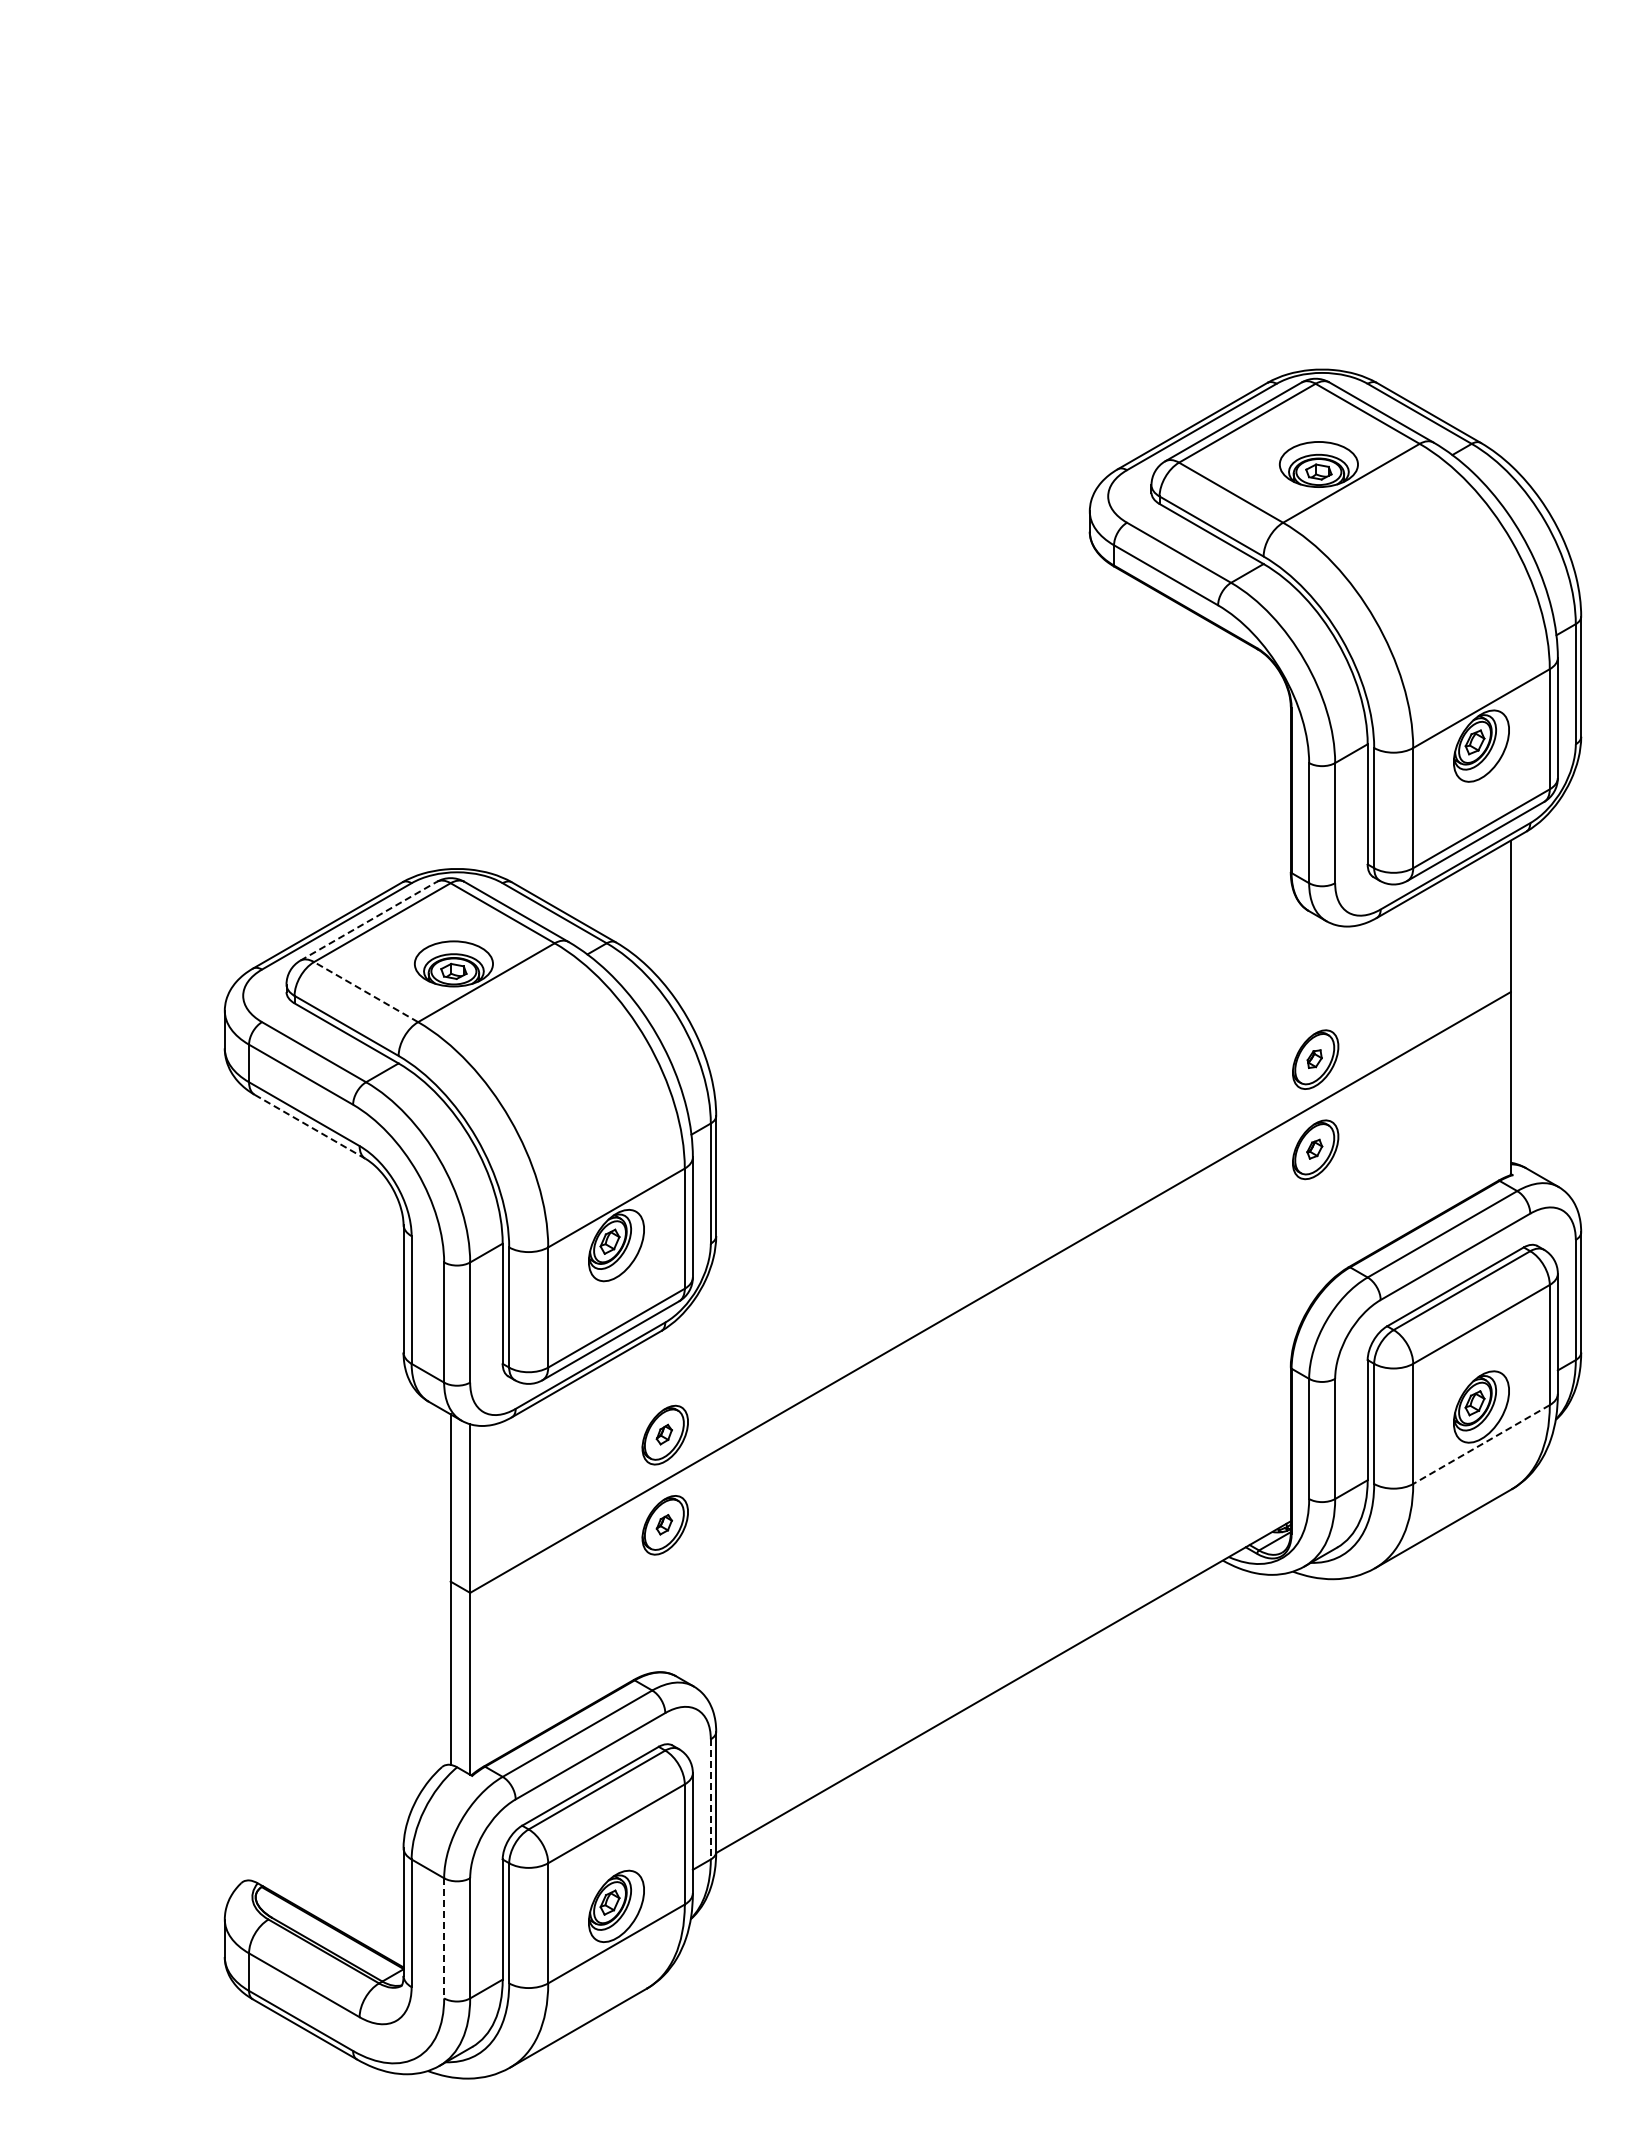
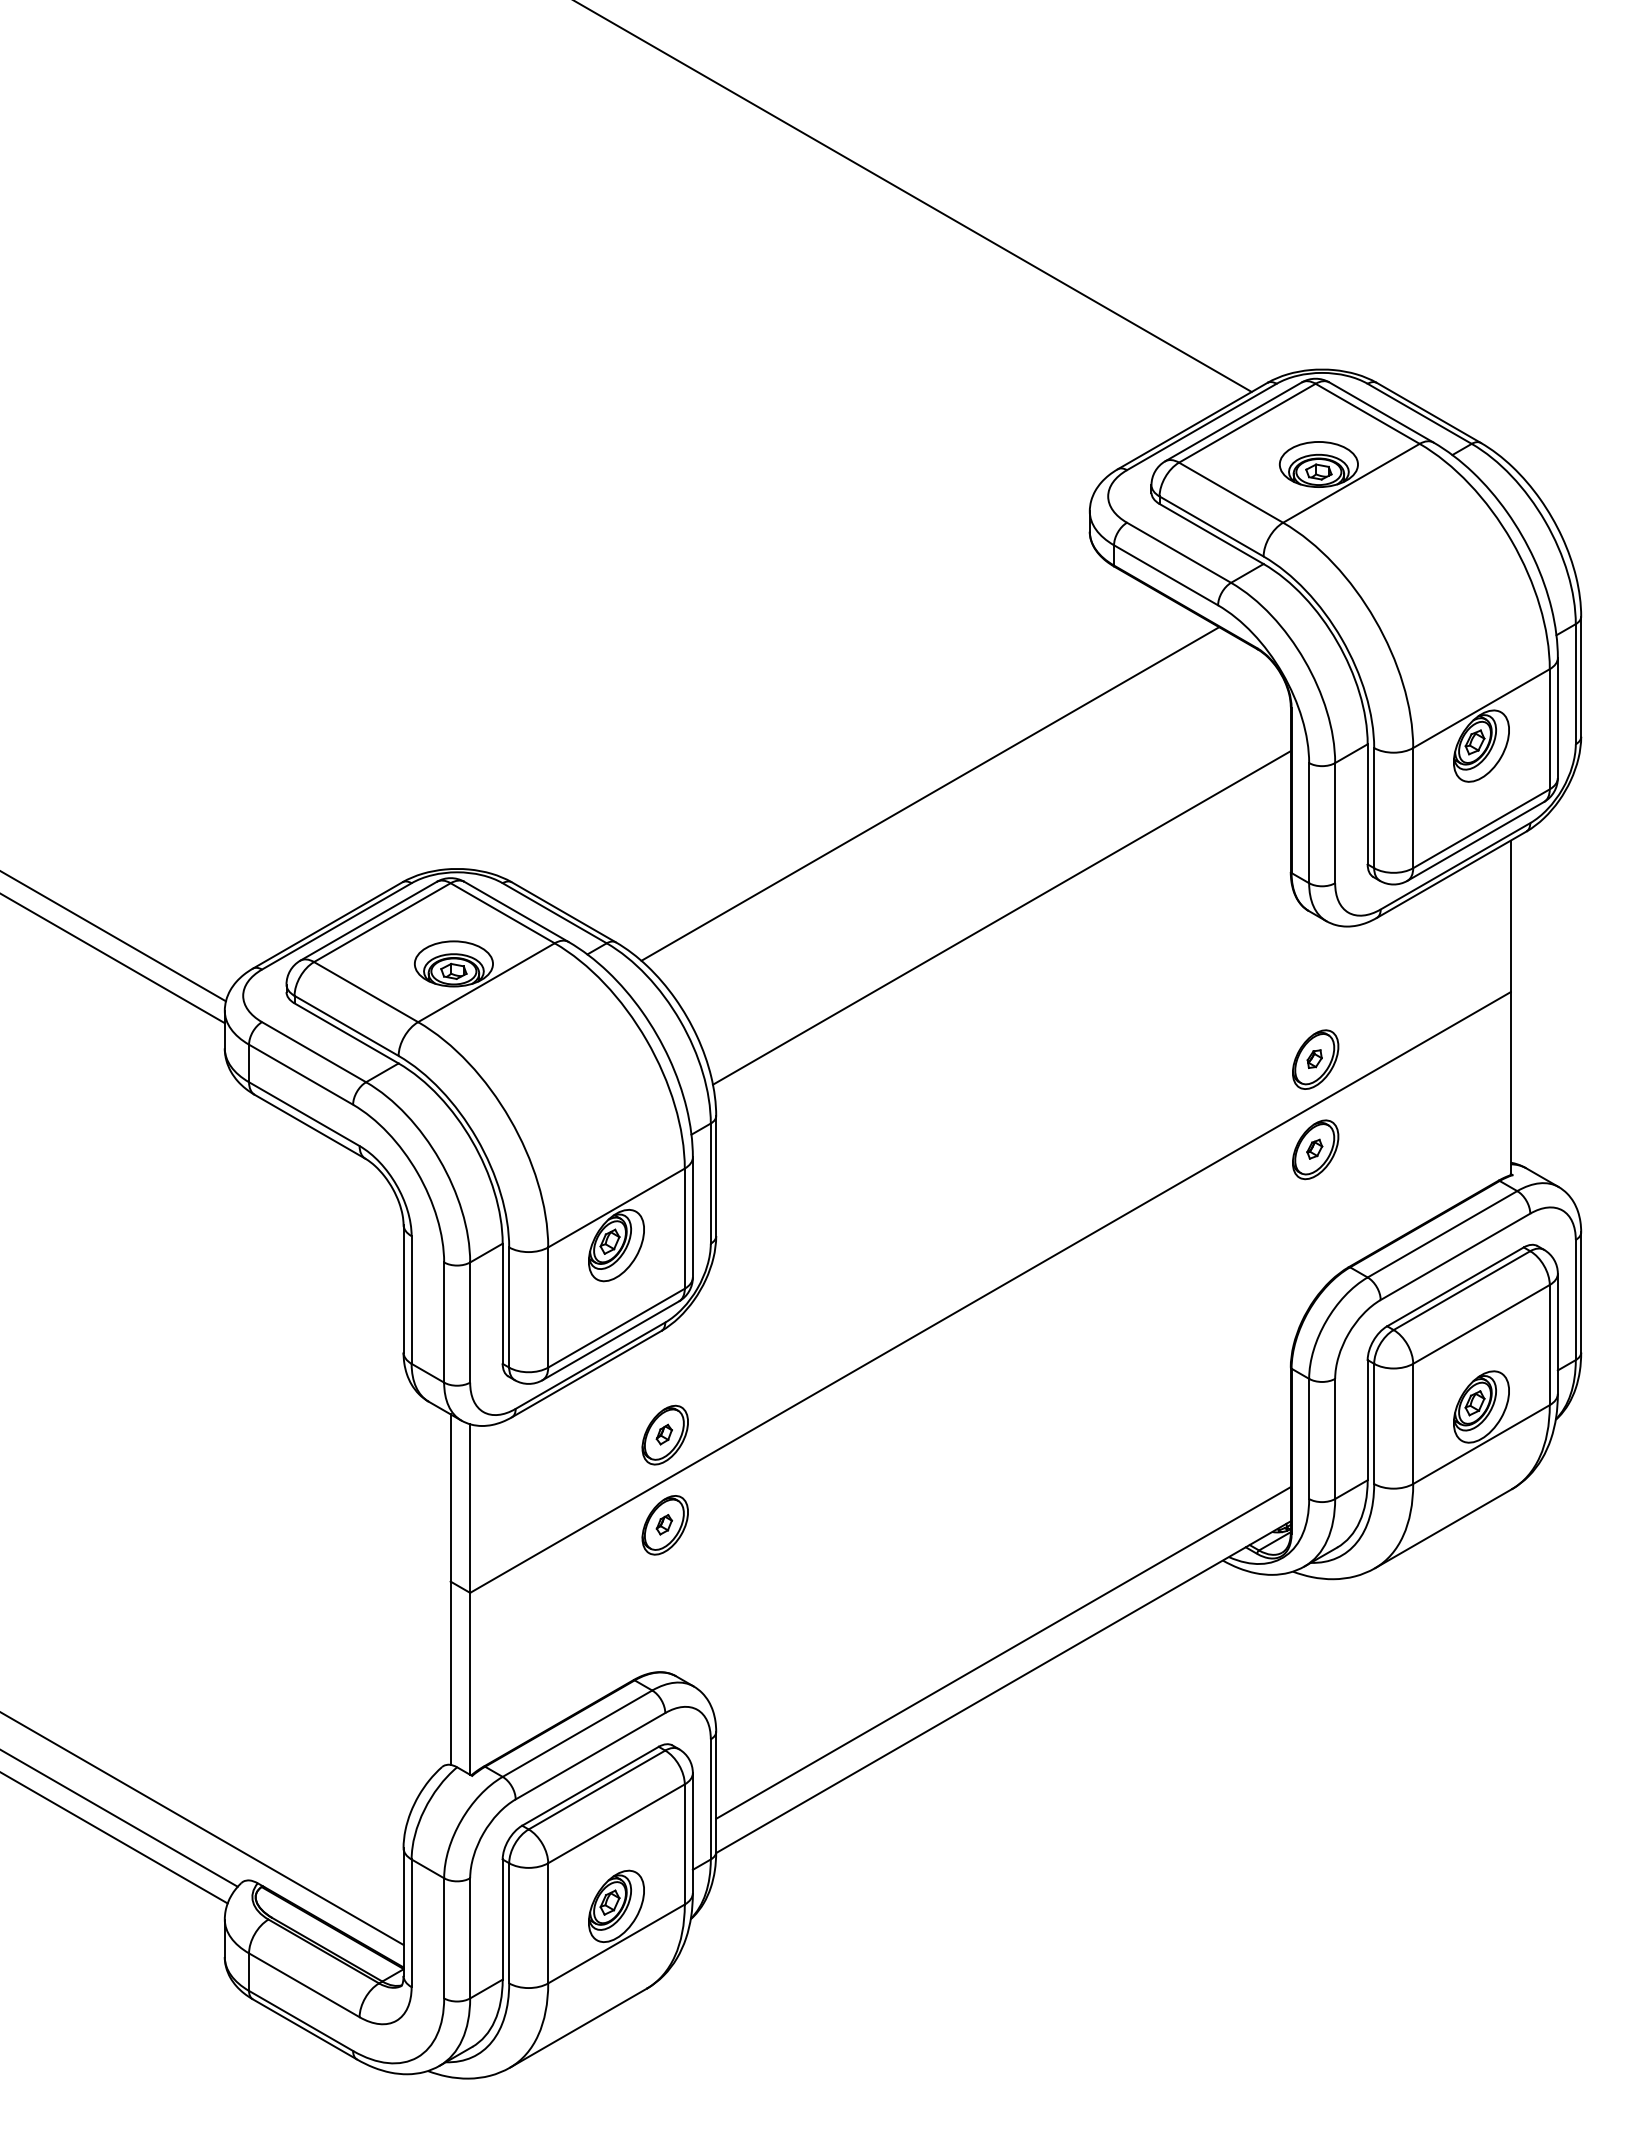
line: none -> present (913, 196)
line: none -> present (930, 793)
line: none -> present (1001, 917)
line: dashed -> solid (368, 921)
line: none -> present (113, 936)
line: none -> present (113, 958)
line: dashed -> solid (365, 991)
line: dashed -> solid (310, 1126)
line: dashed -> solid (1481, 1444)
line: none -> present (1003, 1652)
line: dashed -> solid (710, 1799)
line: none -> present (119, 1818)
line: none -> present (202, 1828)
line: none -> present (114, 1838)
line: dashed -> solid (444, 1938)
